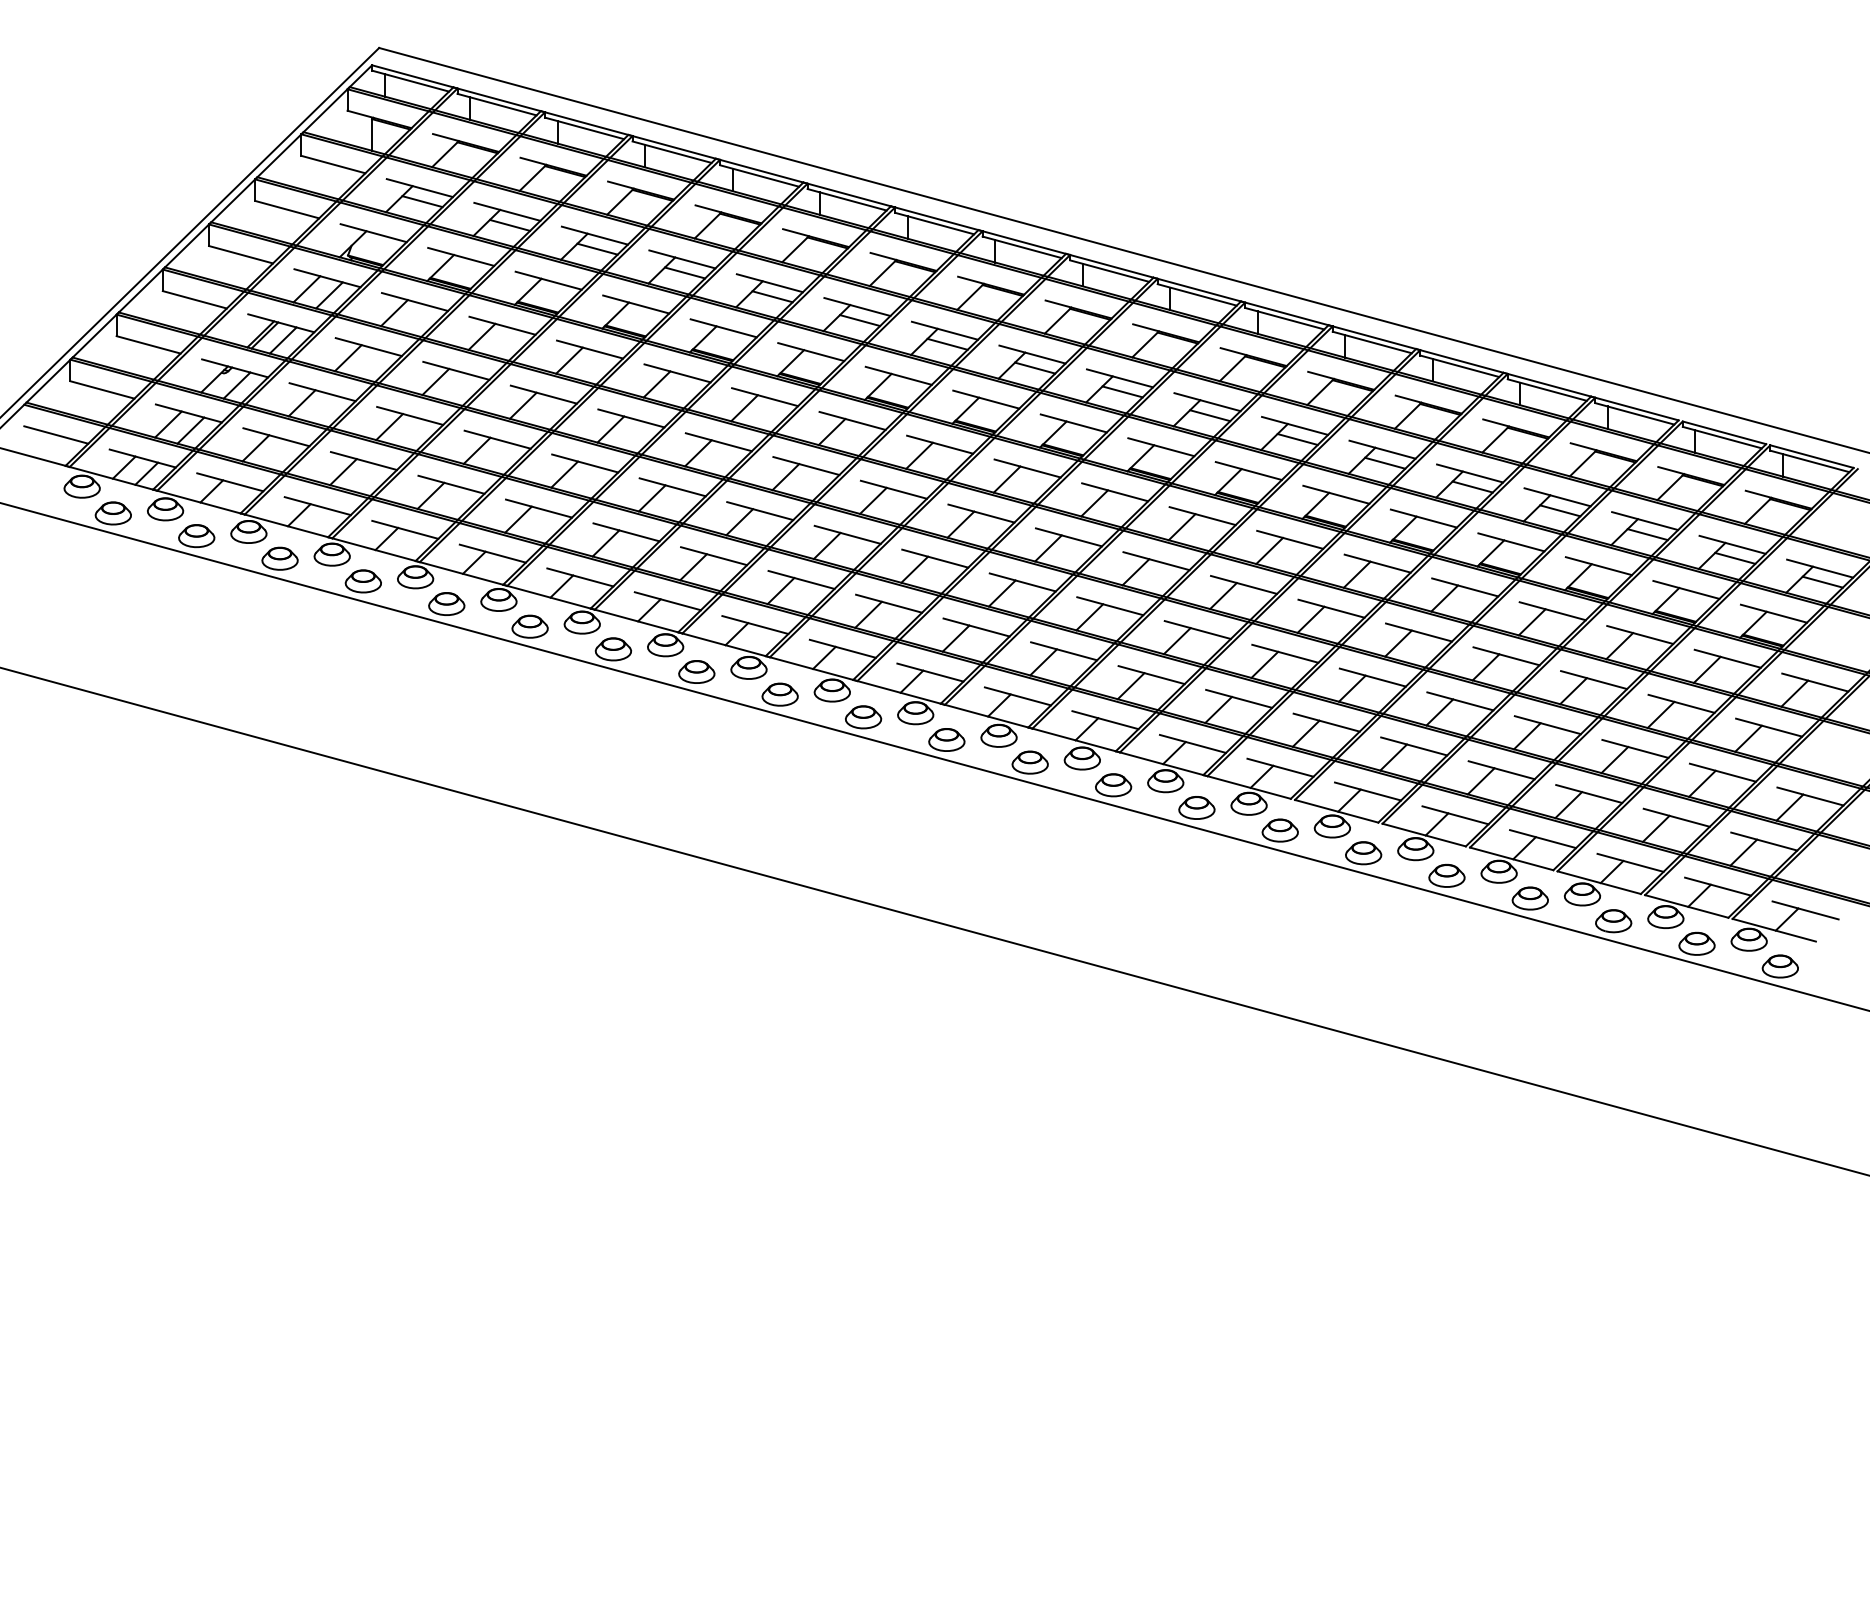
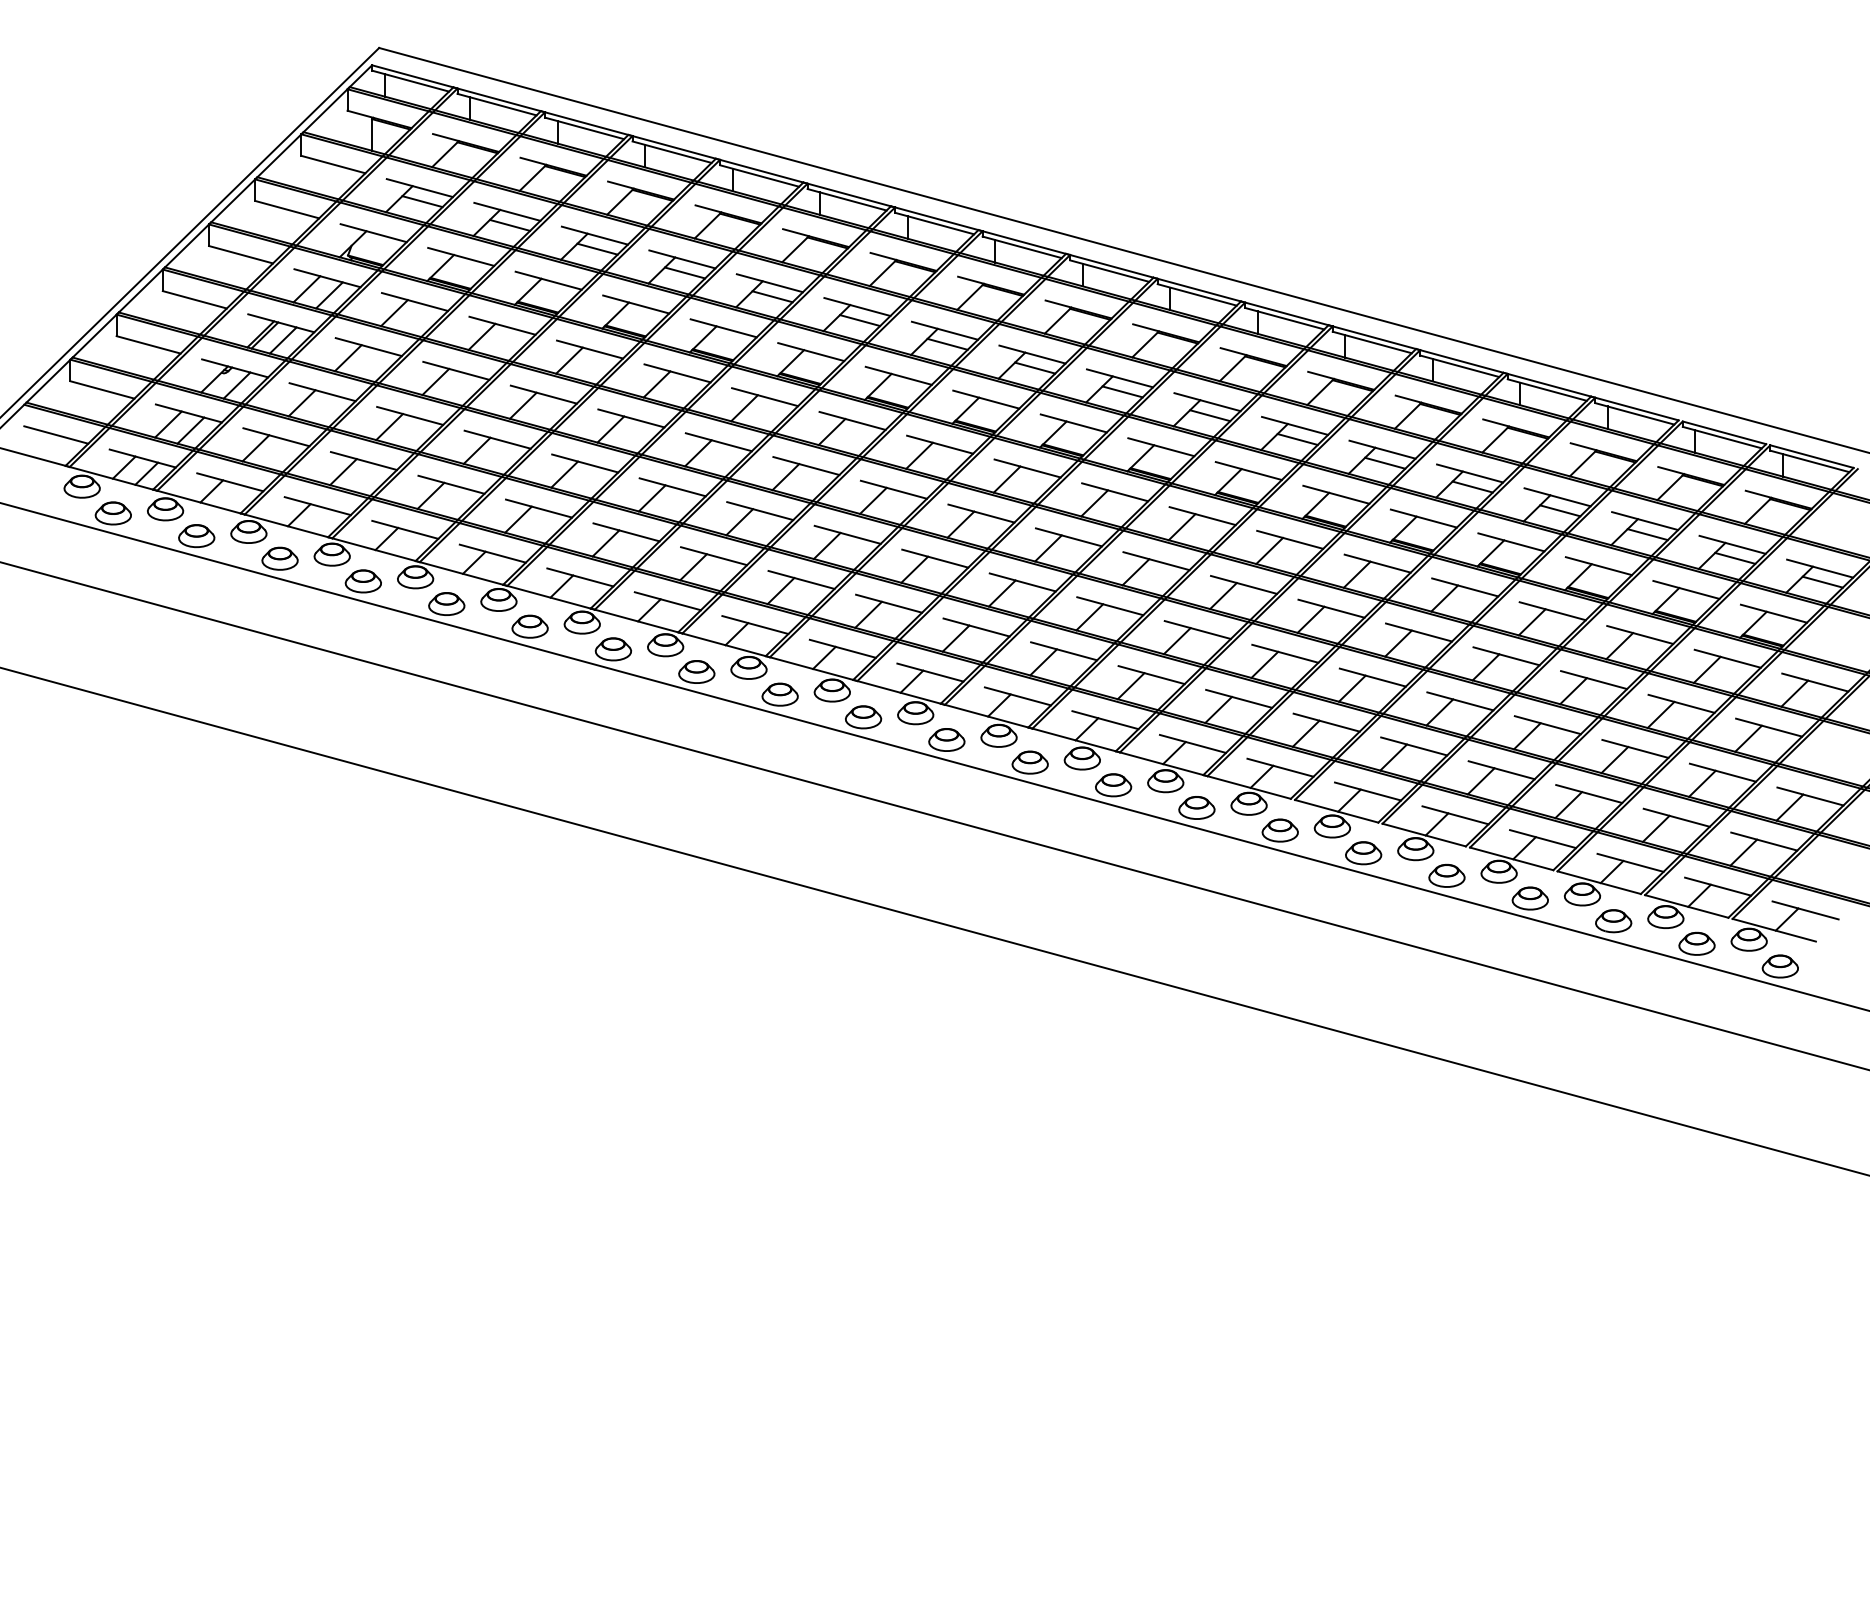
line: none -> present (934, 815)
